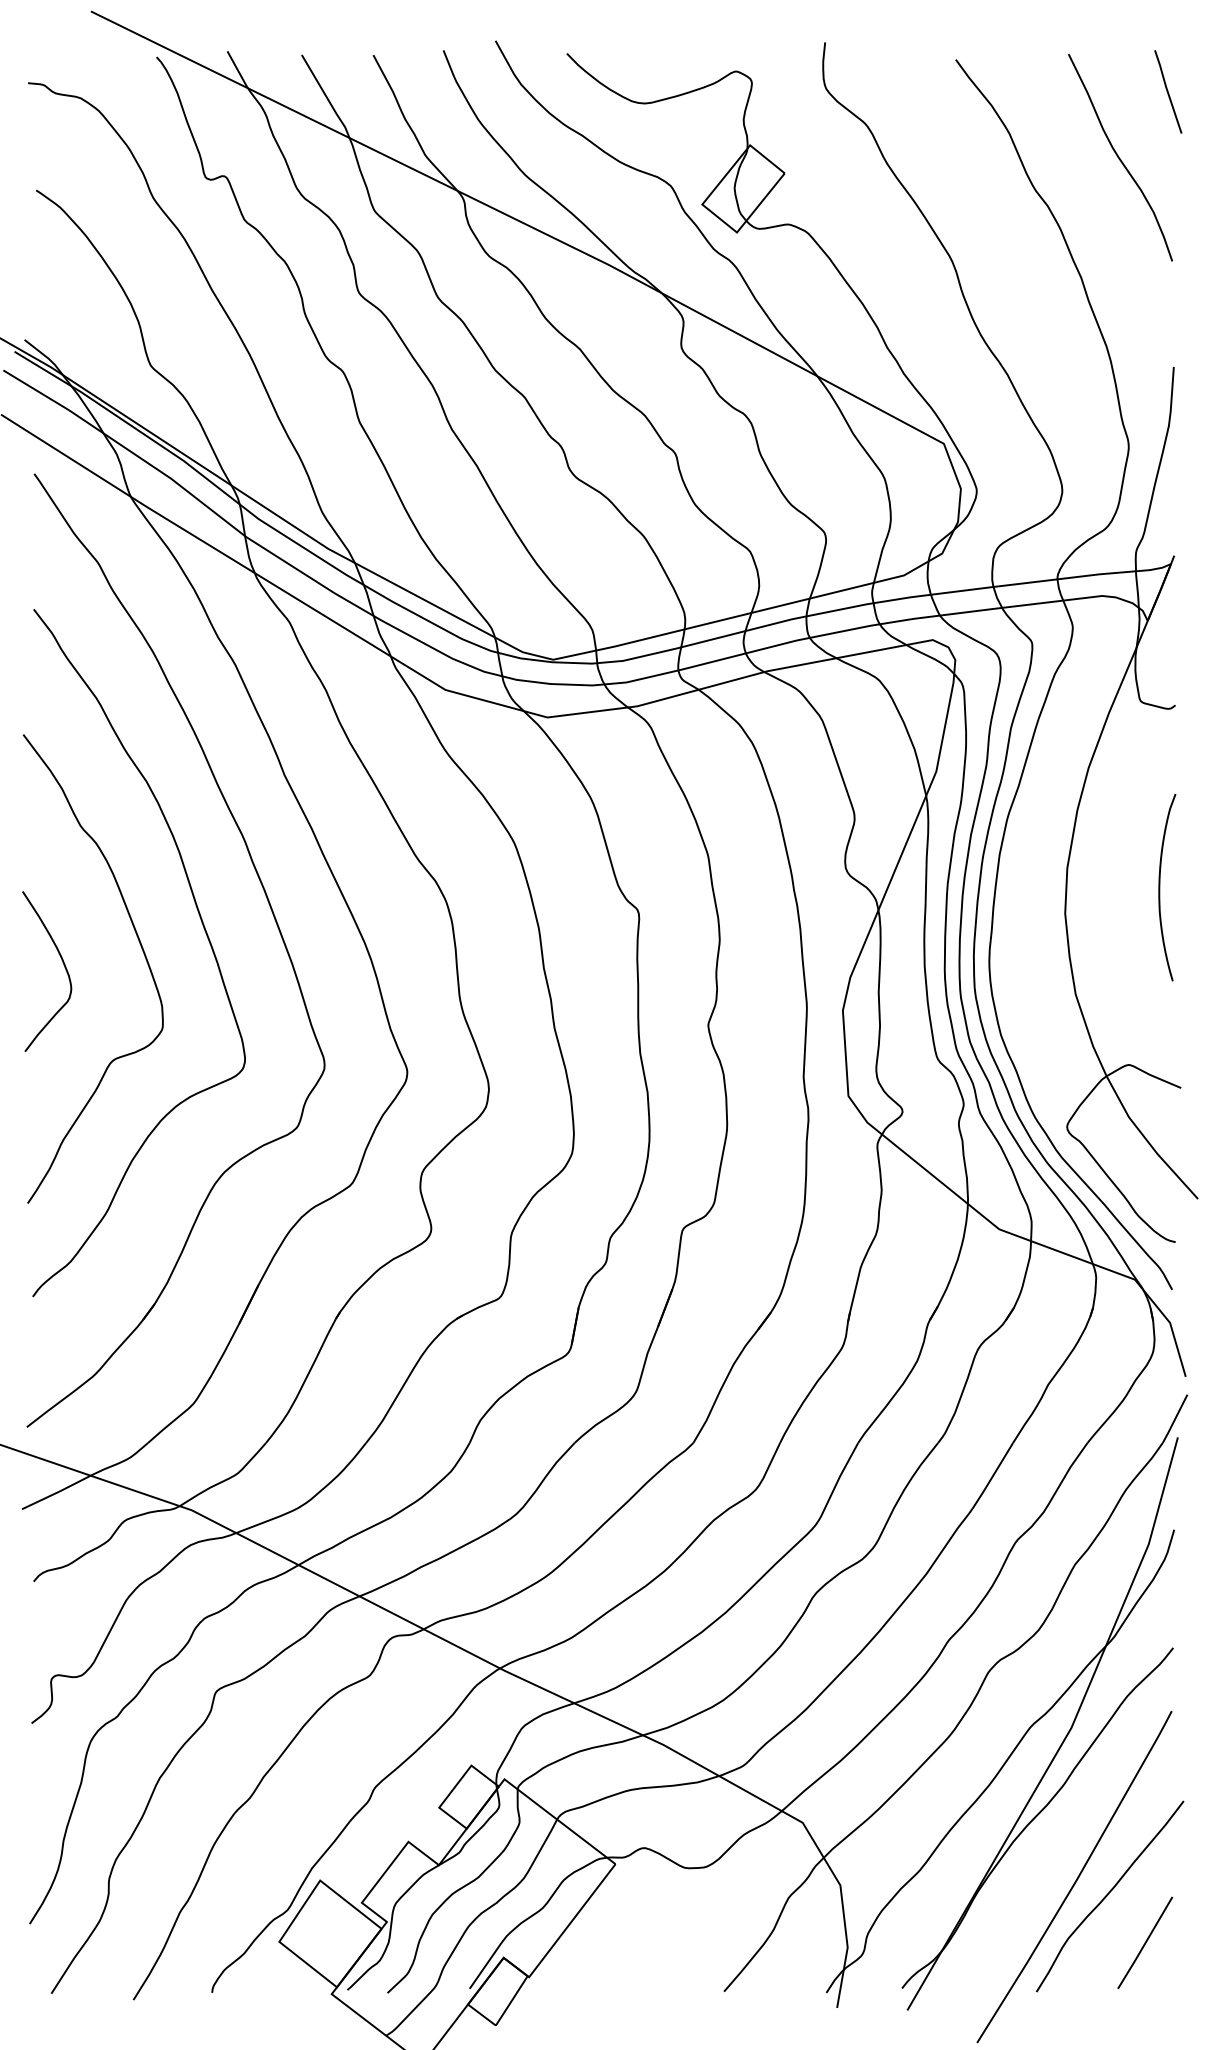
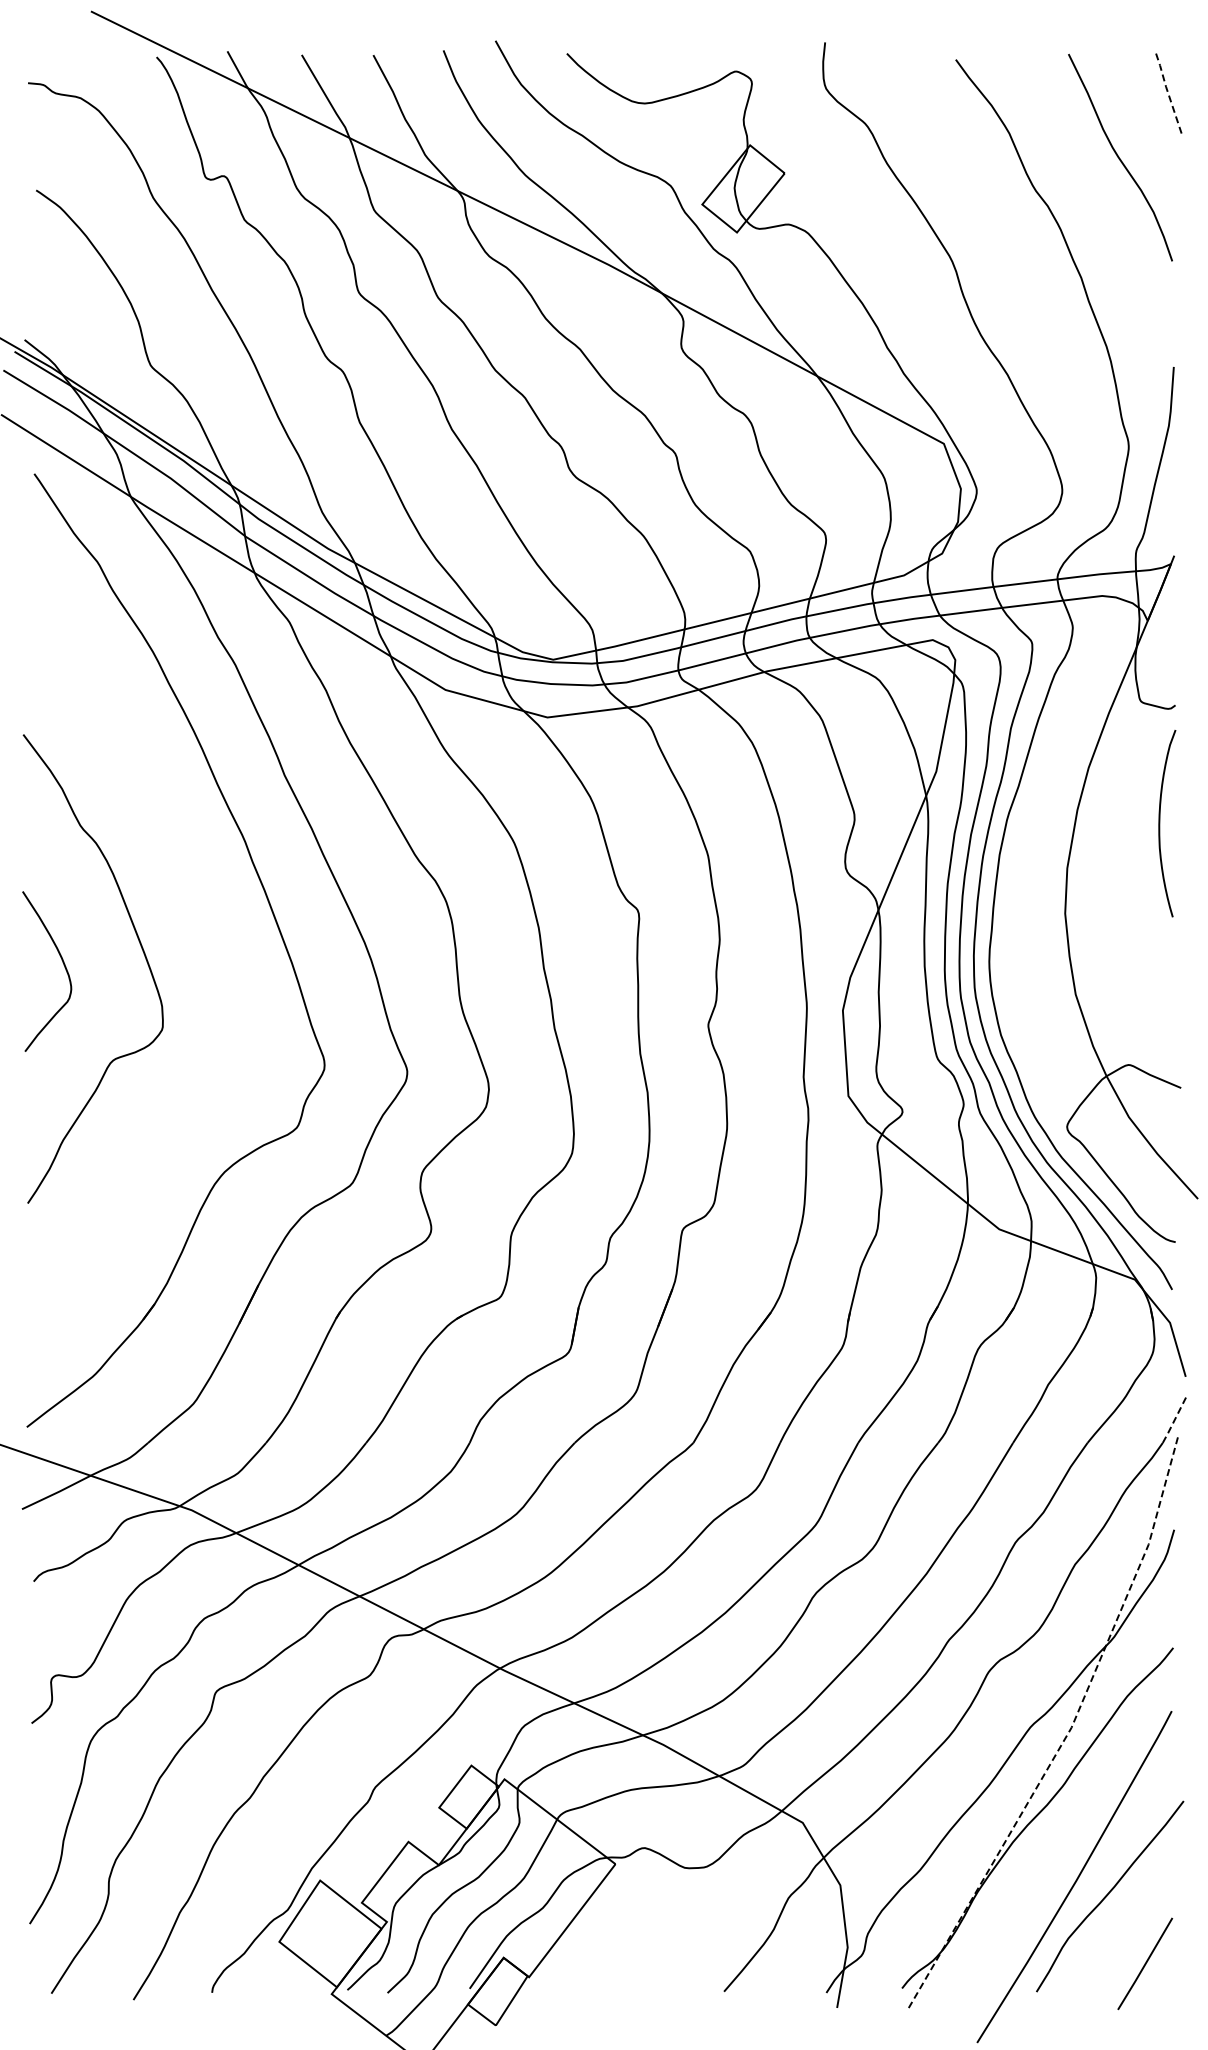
line: solid -> dashed (1167, 90)
curve position: (1160, 887) -> (1160, 823) (1160, 823)
curve: present -> none (204, 931)
line: solid -> dashed (1174, 1419)
line: solid -> dashed (1068, 1733)
line position: (1145, 1942) -> (1145, 1963) (1145, 1963)
